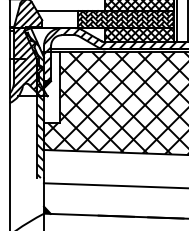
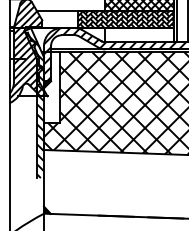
hatch: present -> none (139, 35)
line: present -> none (114, 185)
